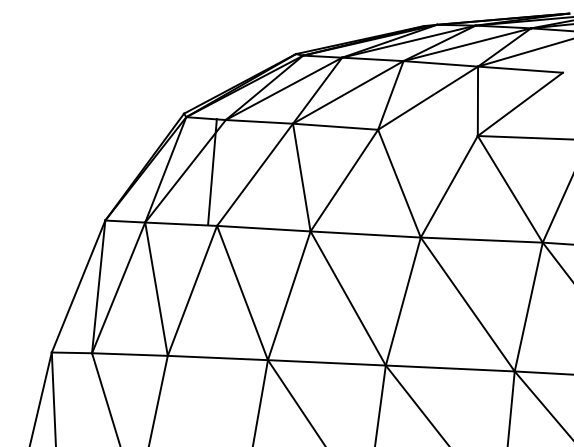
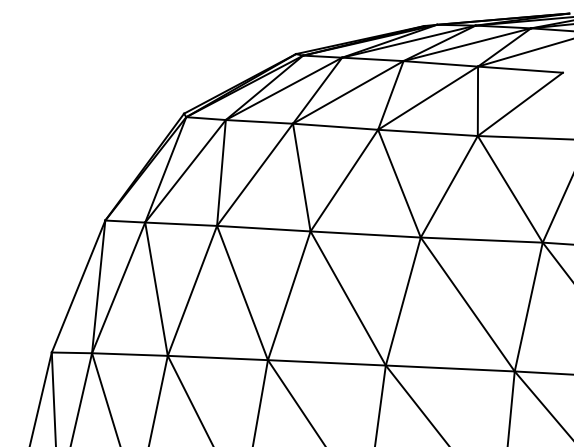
line: none -> present (427, 132)
line position: (212, 171) -> (221, 172) (221, 172)
line: none -> present (81, 398)
line: none -> present (189, 399)
